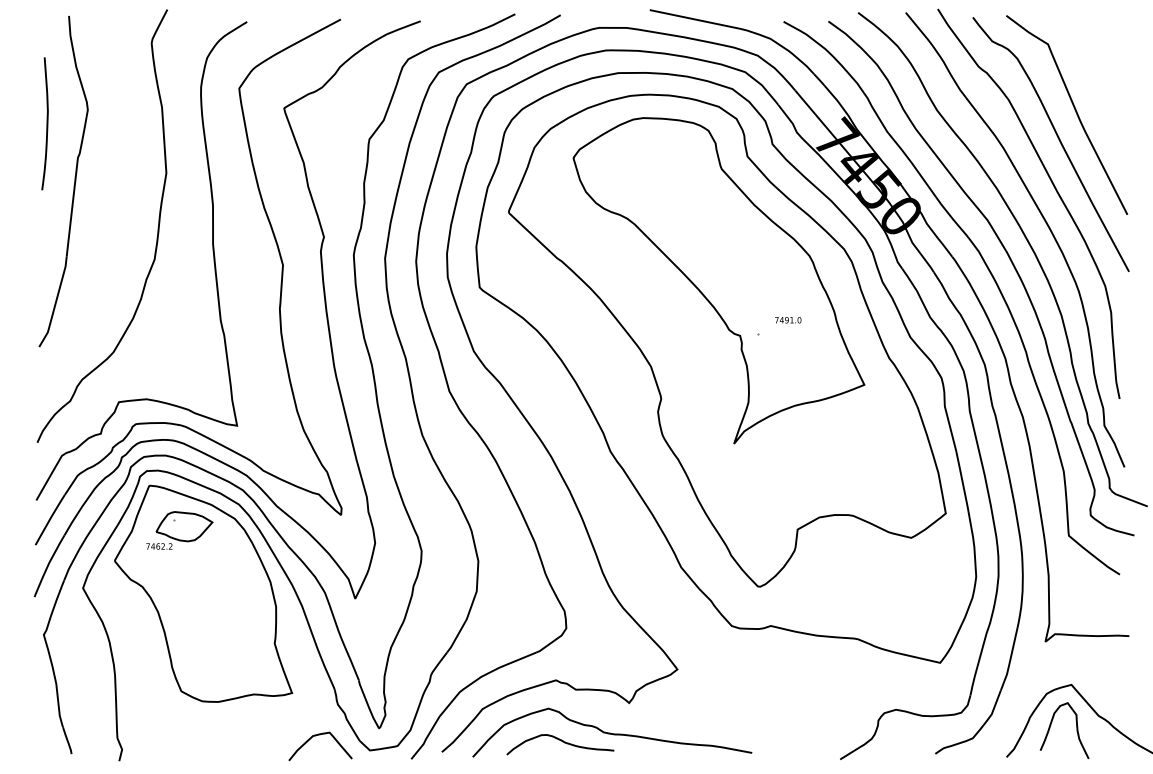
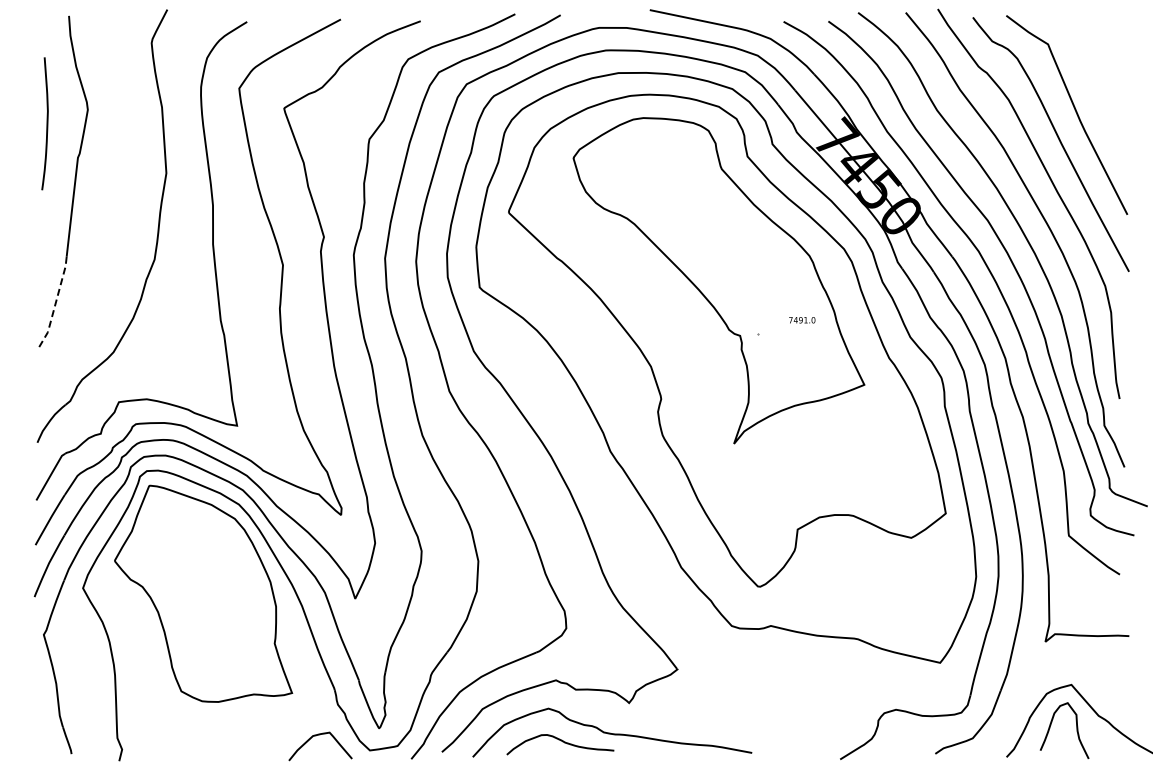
line: solid -> dashed (55, 302)
text position: (788, 320) -> (802, 320) (802, 320)
part: present -> none (179, 530)
